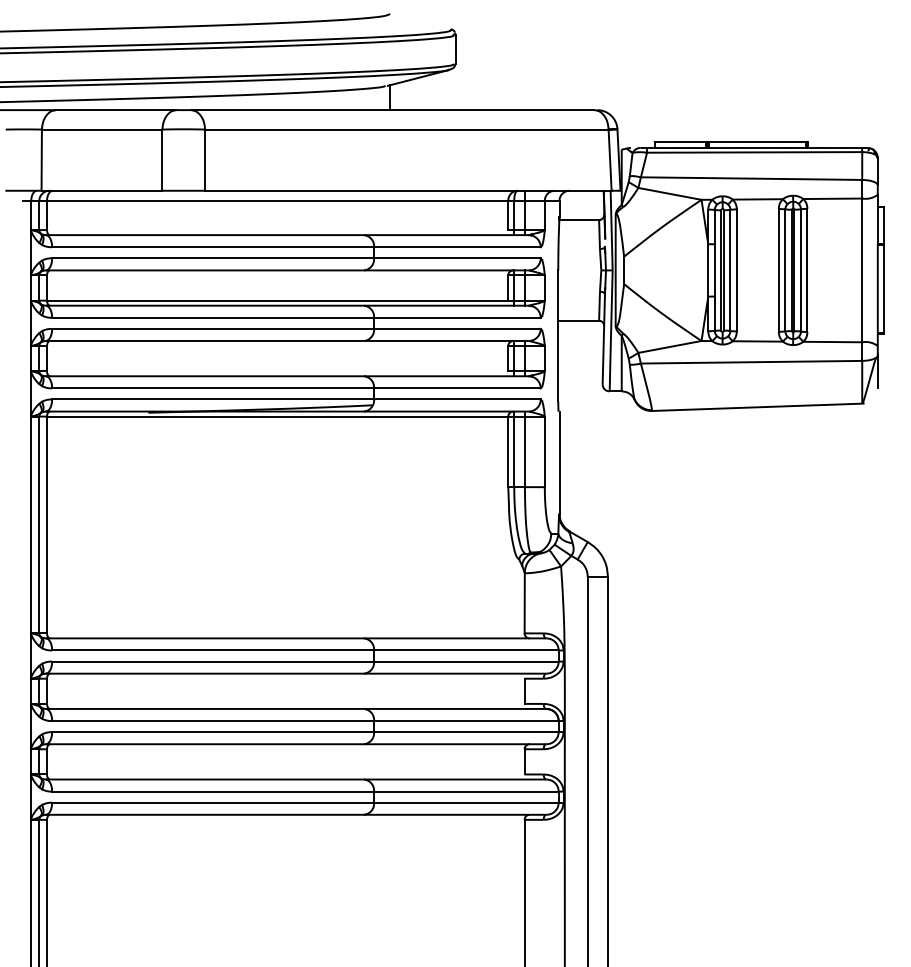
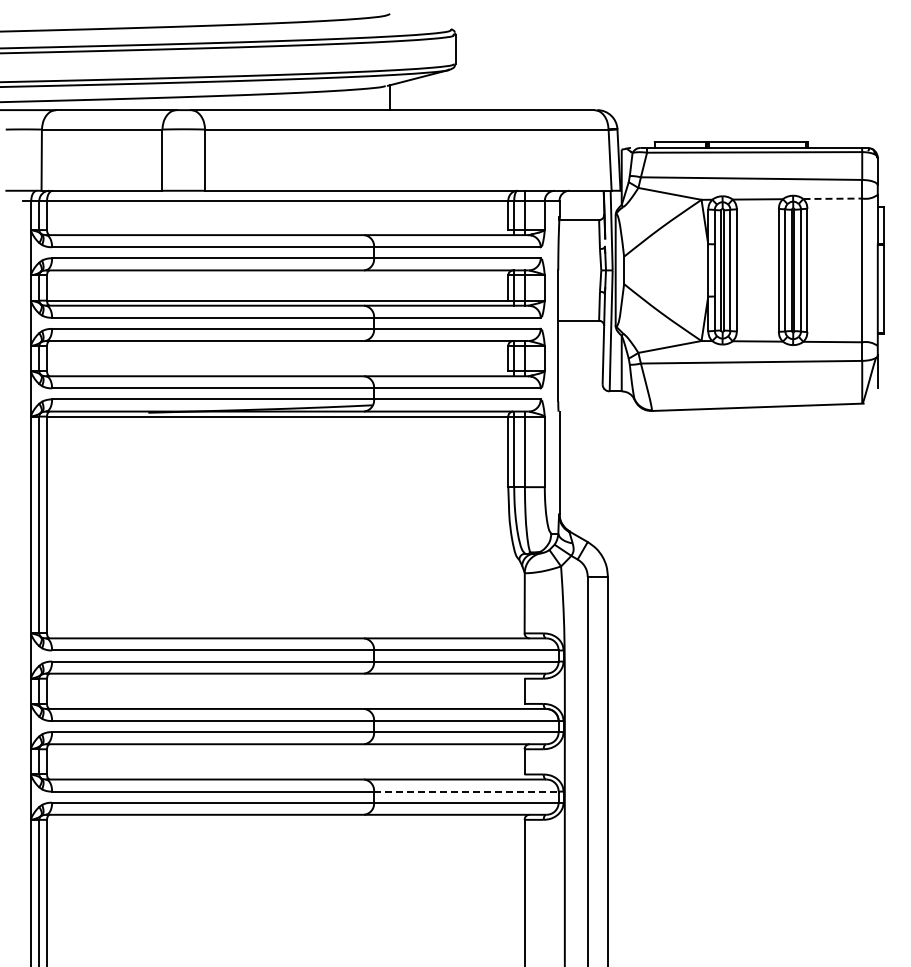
line: solid -> dashed (833, 198)
line: solid -> dashed (466, 791)
